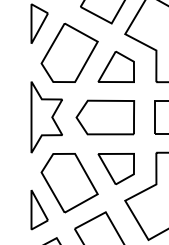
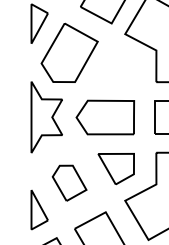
part: present -> none (115, 66)
part size: 59x61 px -> 37x38 px (69, 182)
